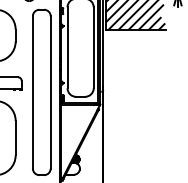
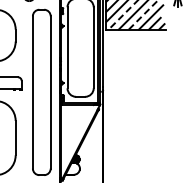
line: solid -> dashed (123, 14)
line: solid -> dashed (143, 14)
